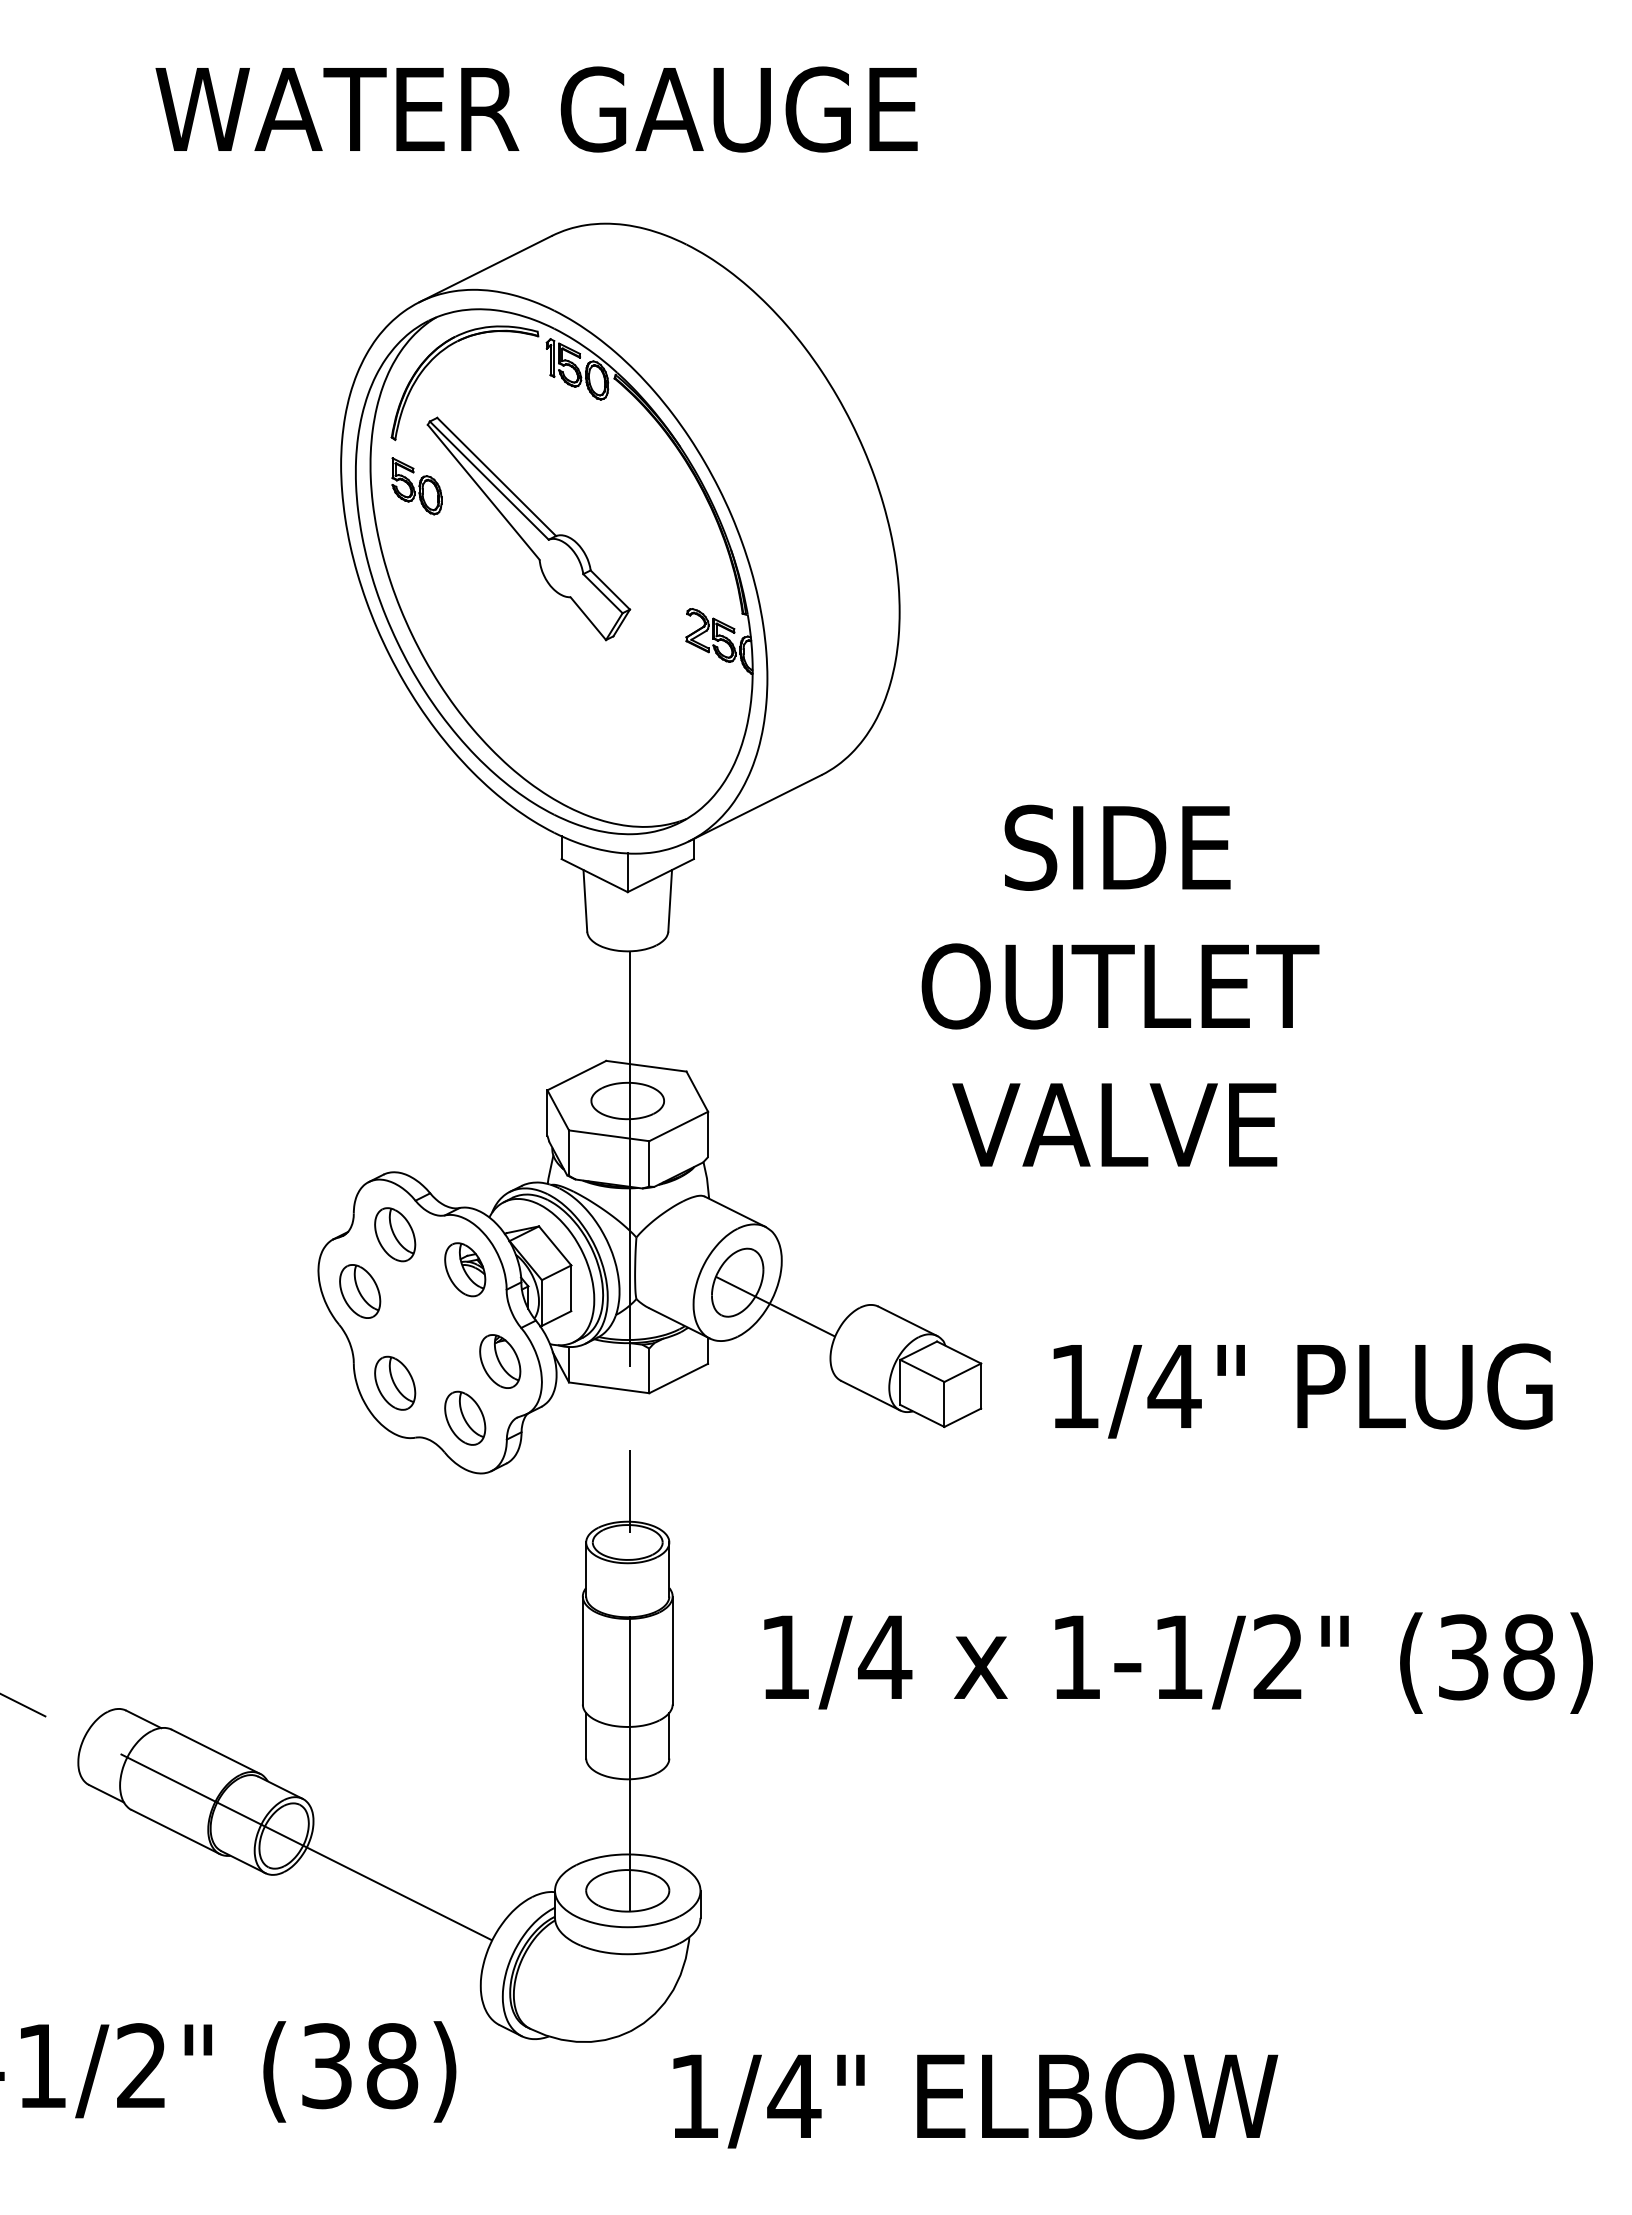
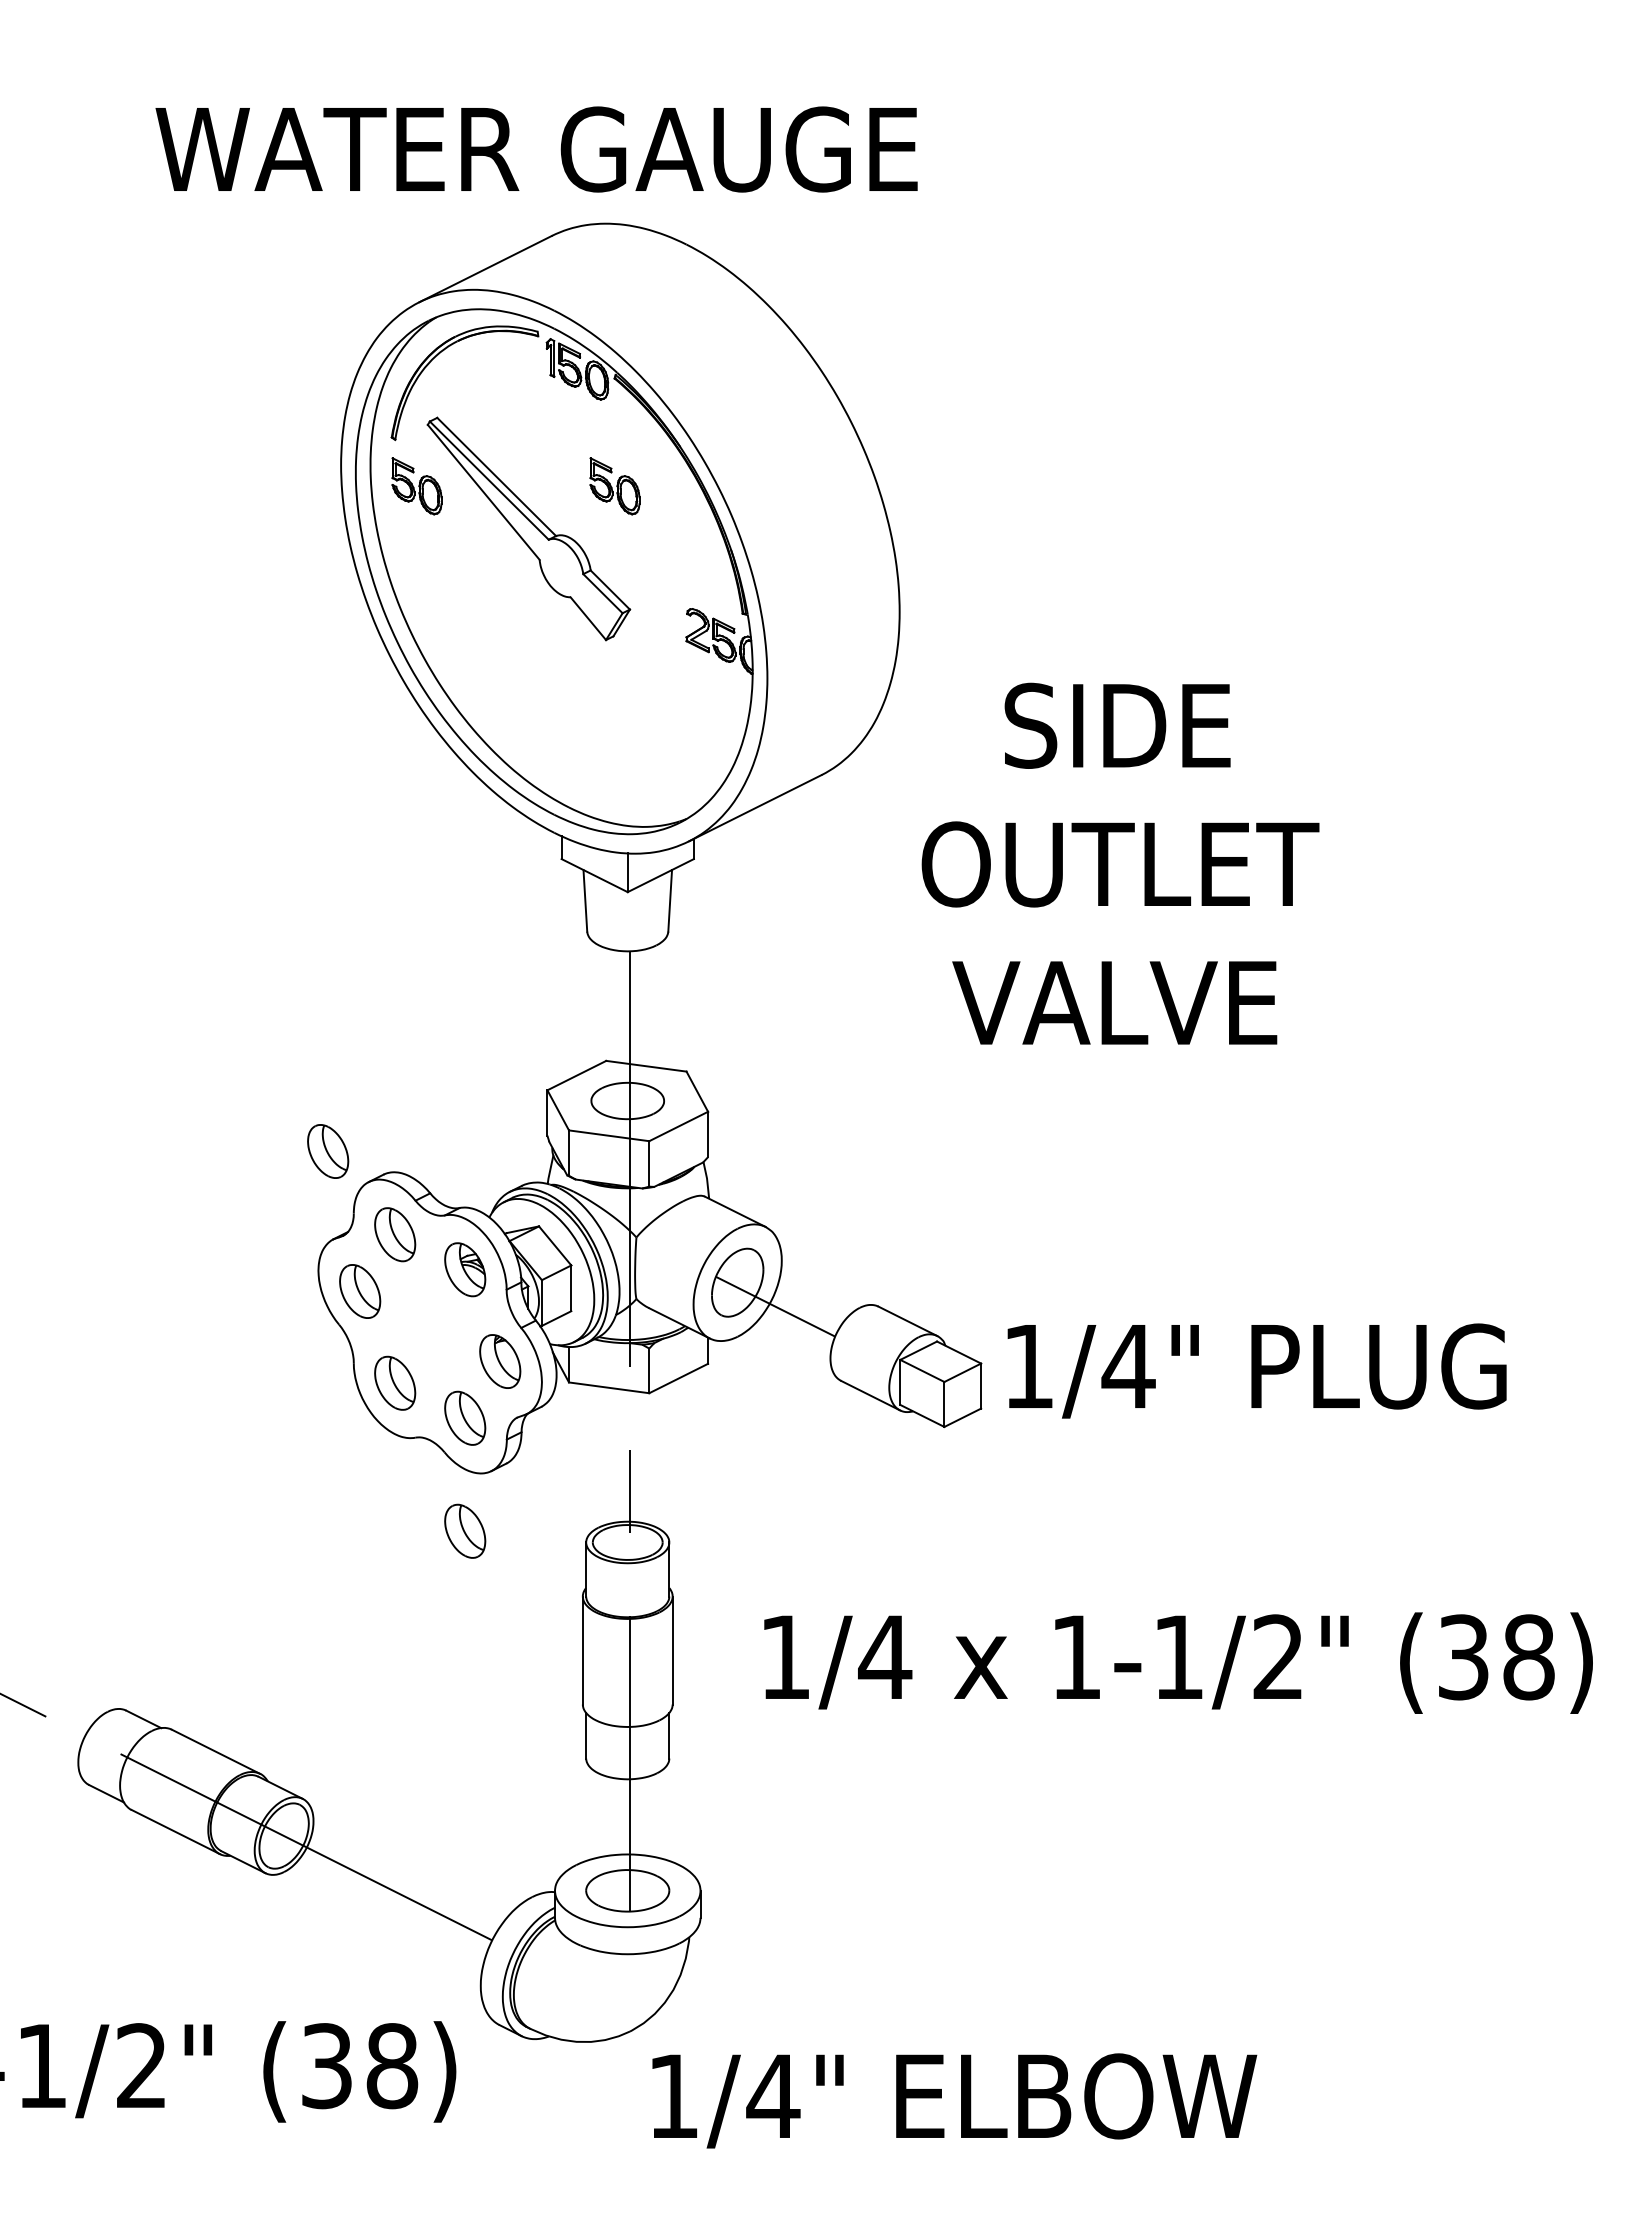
text position: (536, 109) -> (536, 149) (536, 149)
part: none -> present (614, 486)
text position: (1120, 985) -> (1120, 863) (1120, 863)
part: none -> present (328, 1151)
text position: (1302, 1390) -> (1256, 1370) (1256, 1370)
part: none -> present (465, 1530)
text position: (975, 2100) -> (954, 2100) (954, 2100)
